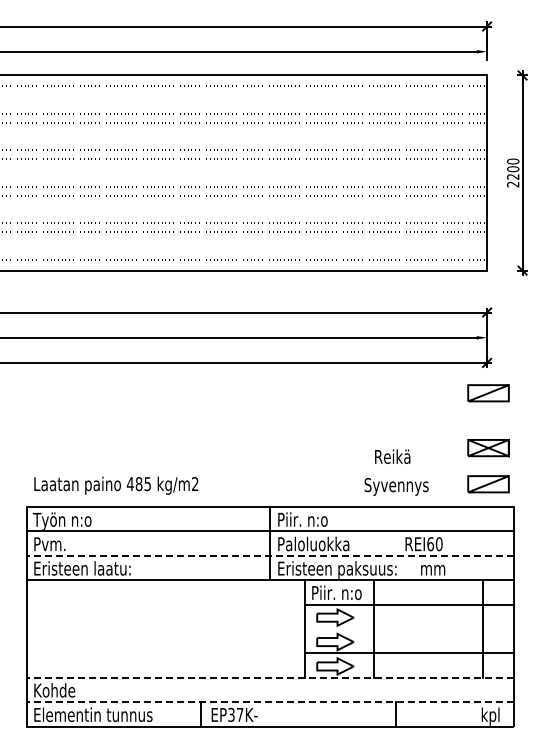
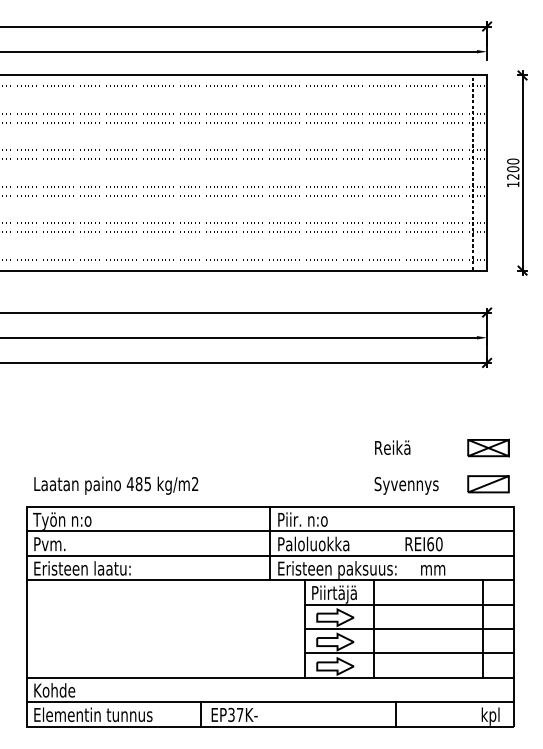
line: none -> present (473, 172)
text: 2200 -> 1200 (513, 184)
curve: present -> none (488, 393)
text position: (392, 456) -> (392, 447) (392, 447)
text position: (396, 486) -> (406, 485) (406, 485)
line: dashed -> solid (270, 555)
text: Piir. n:o -> Piirtäjä (346, 594)
line: none -> present (409, 628)
line: dashed -> solid (270, 677)
line: dashed -> solid (270, 702)
